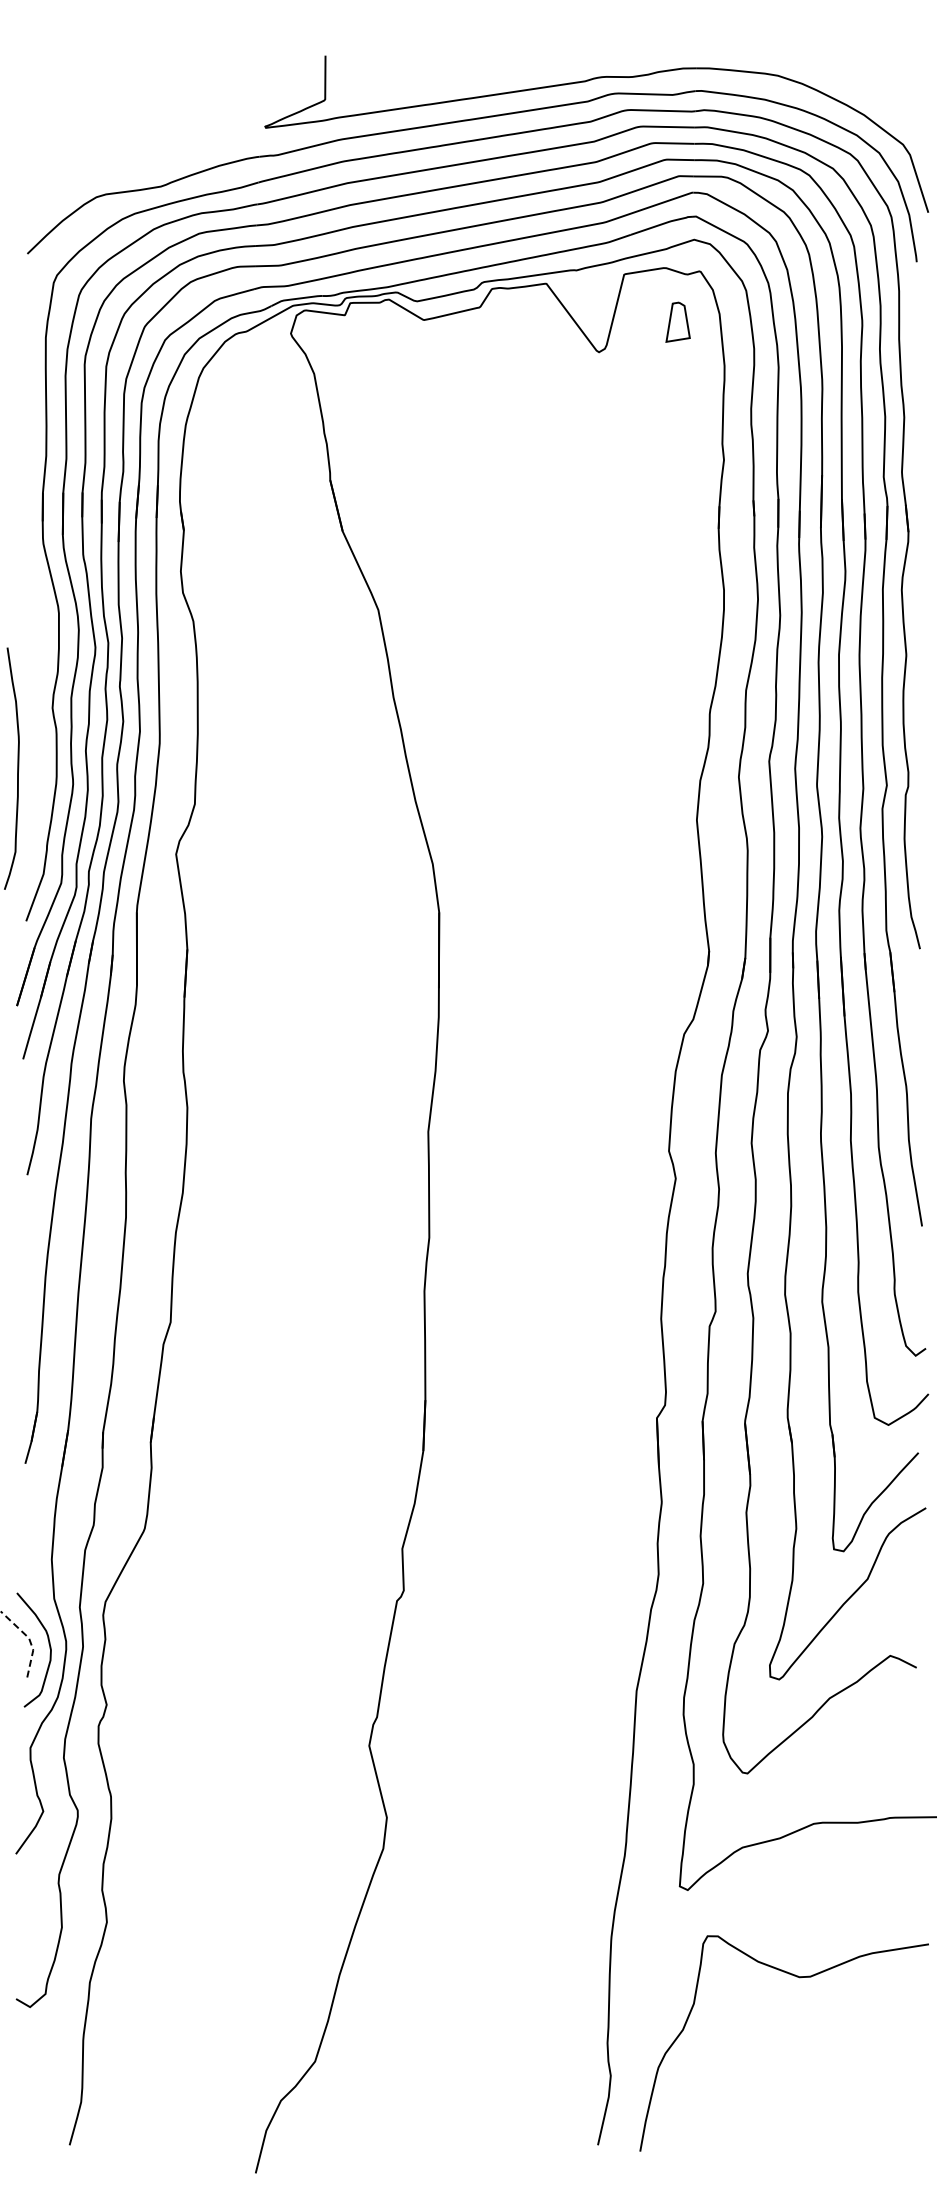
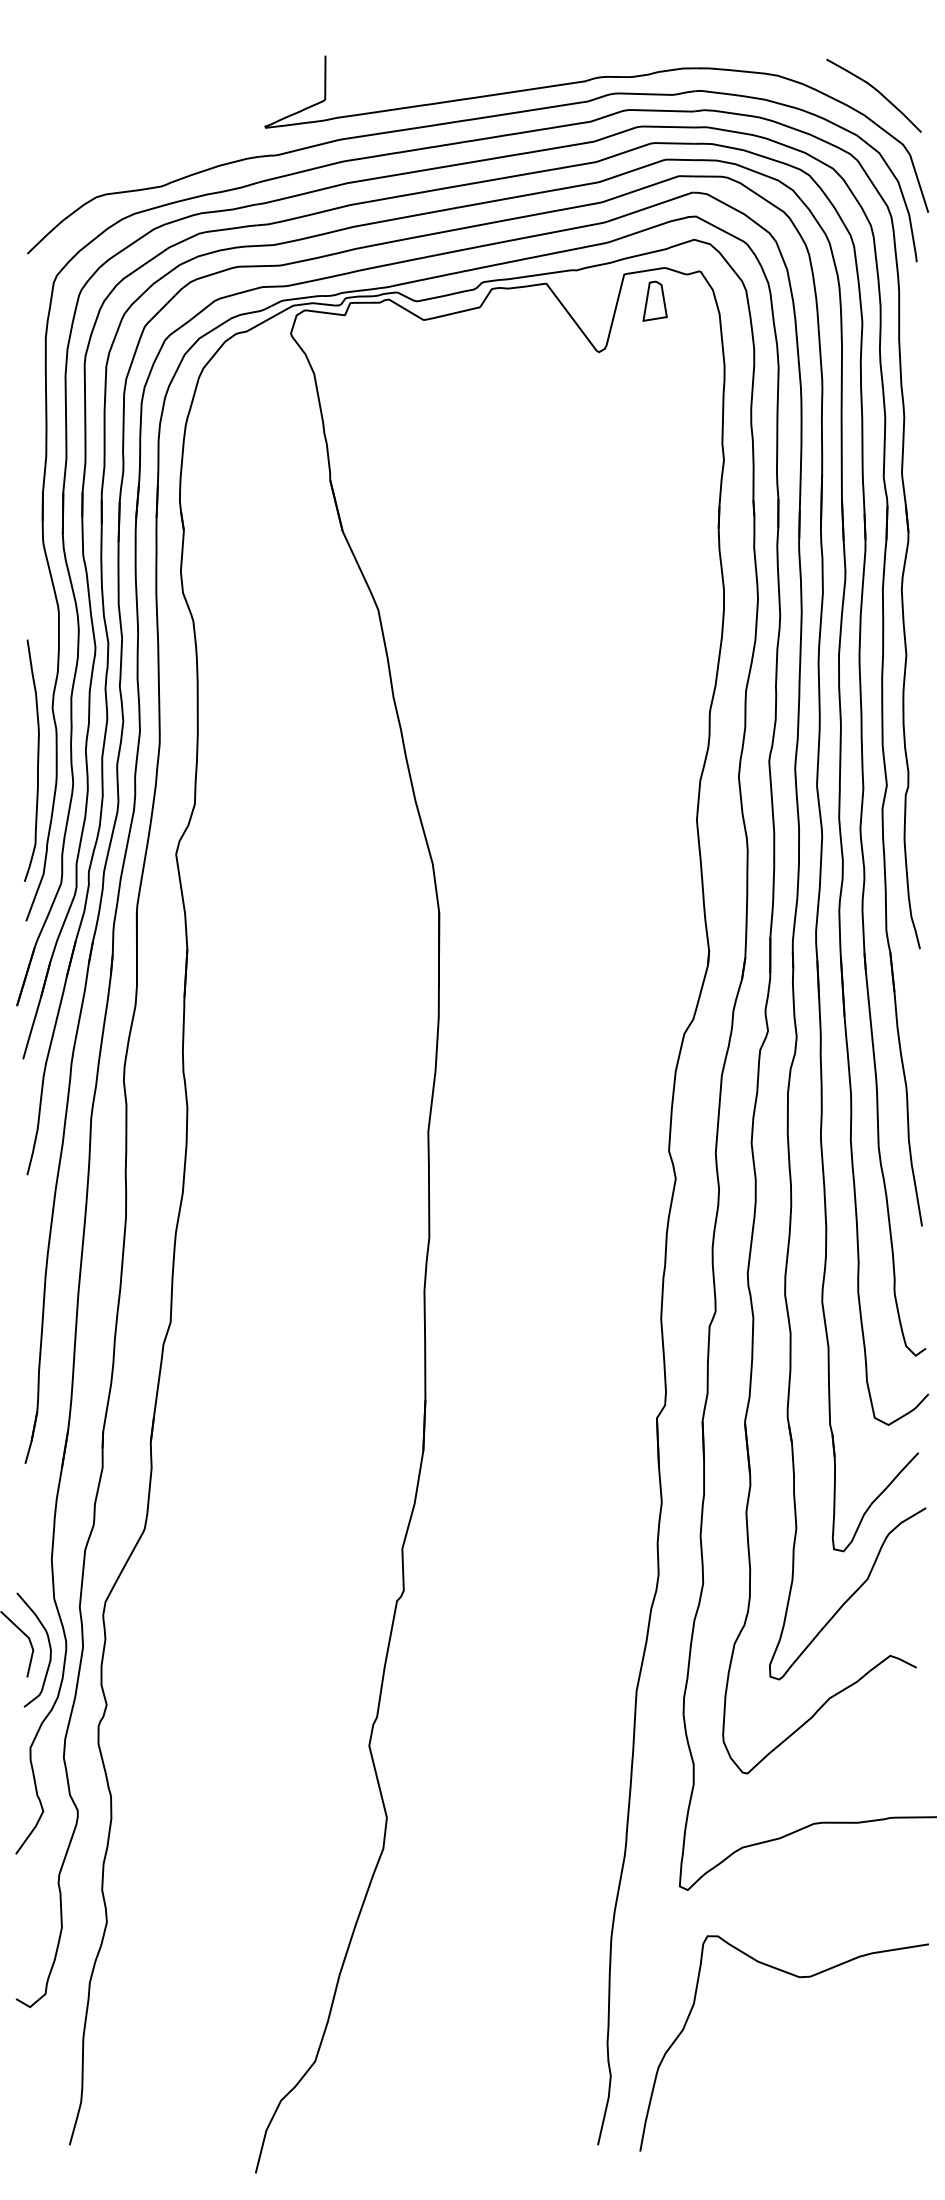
curve: none -> present (876, 91)
part position: (677, 321) -> (654, 300) (654, 300)
curve position: (17, 768) -> (37, 760) (37, 760)
line: dashed -> solid (29, 1639)
